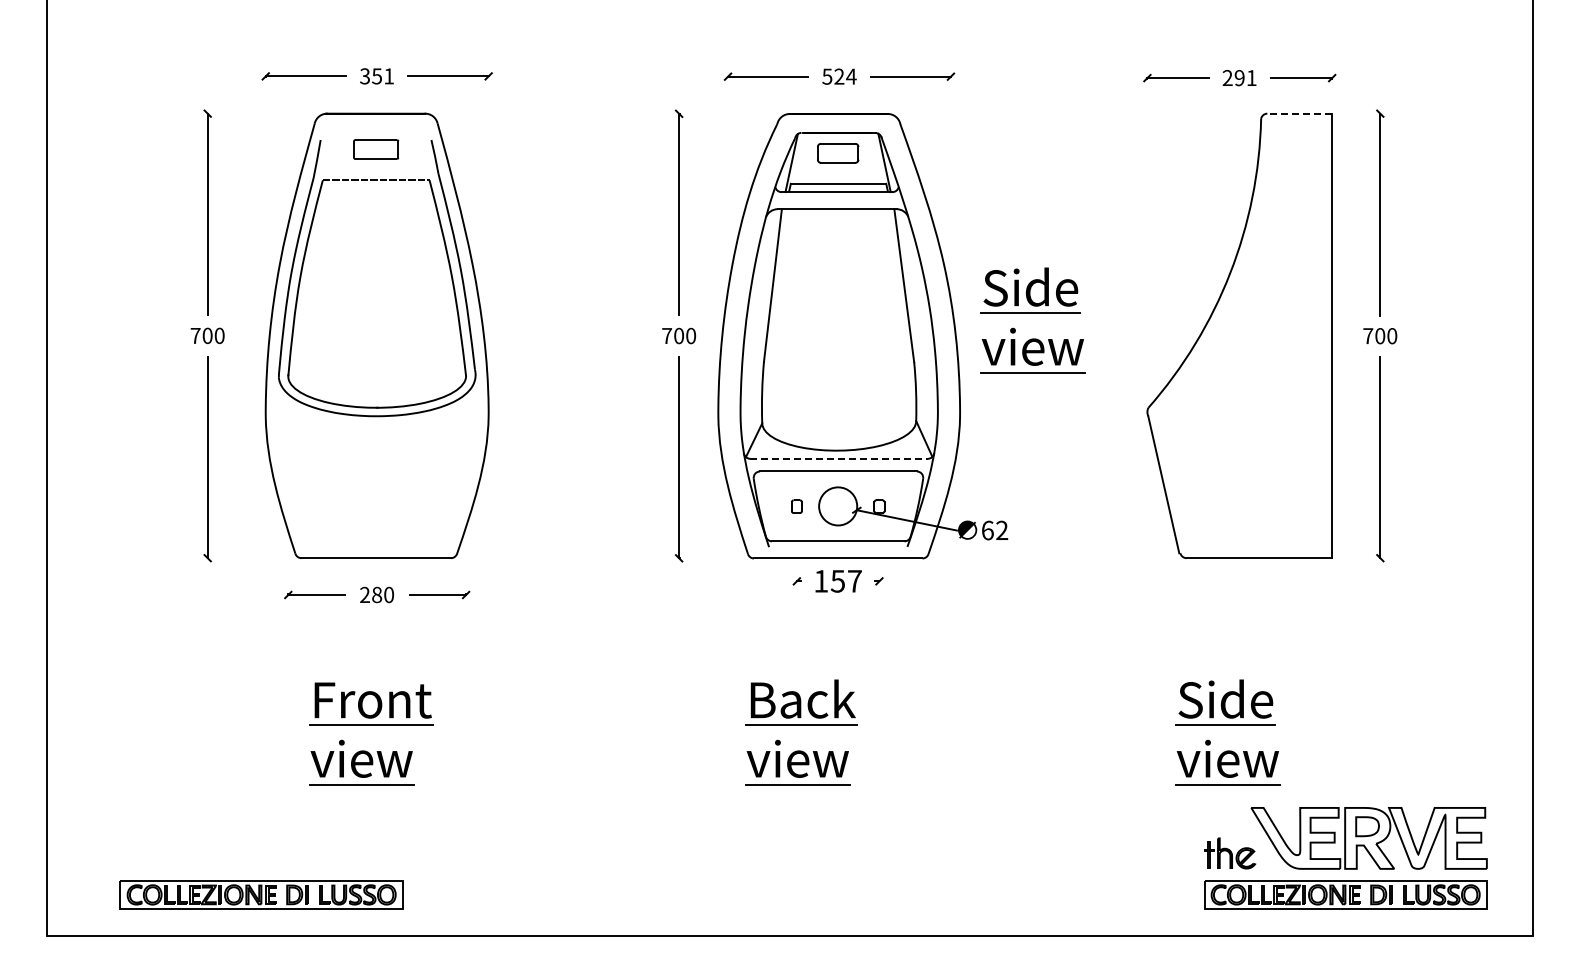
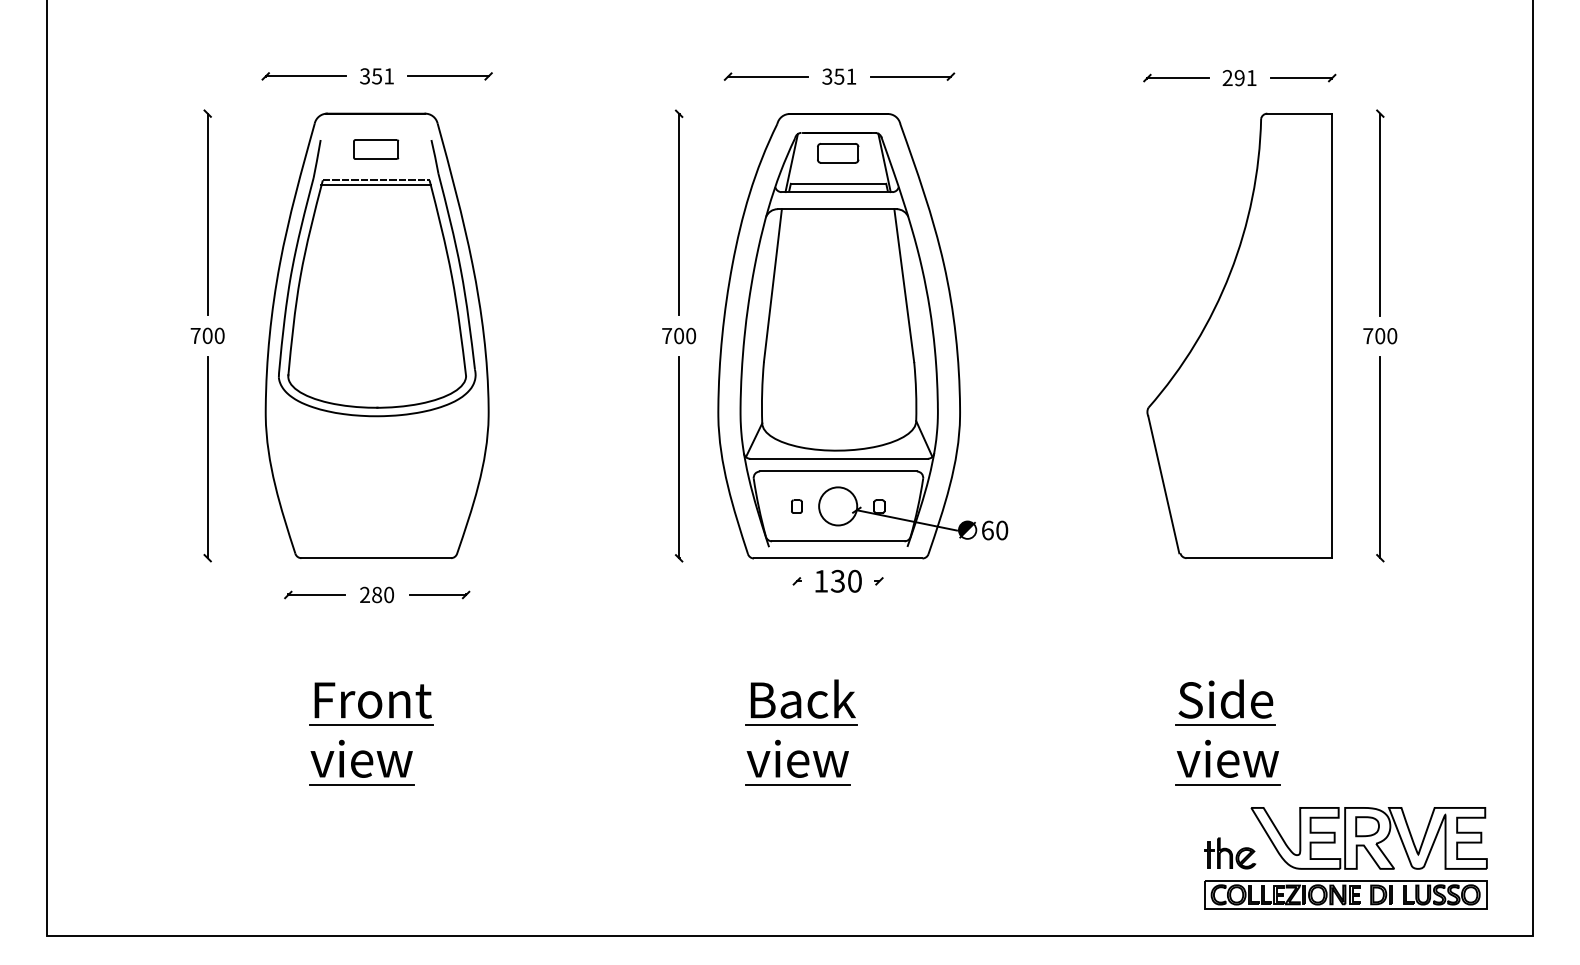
text: 524 -> 351 (839, 76)
line: dashed -> solid (1299, 113)
line: none -> present (375, 185)
part: present -> none (1032, 313)
line: dashed -> solid (839, 458)
text: 62 -> 60 (1002, 530)
text: 157 -> 130 (846, 580)
part: present -> none (261, 894)
